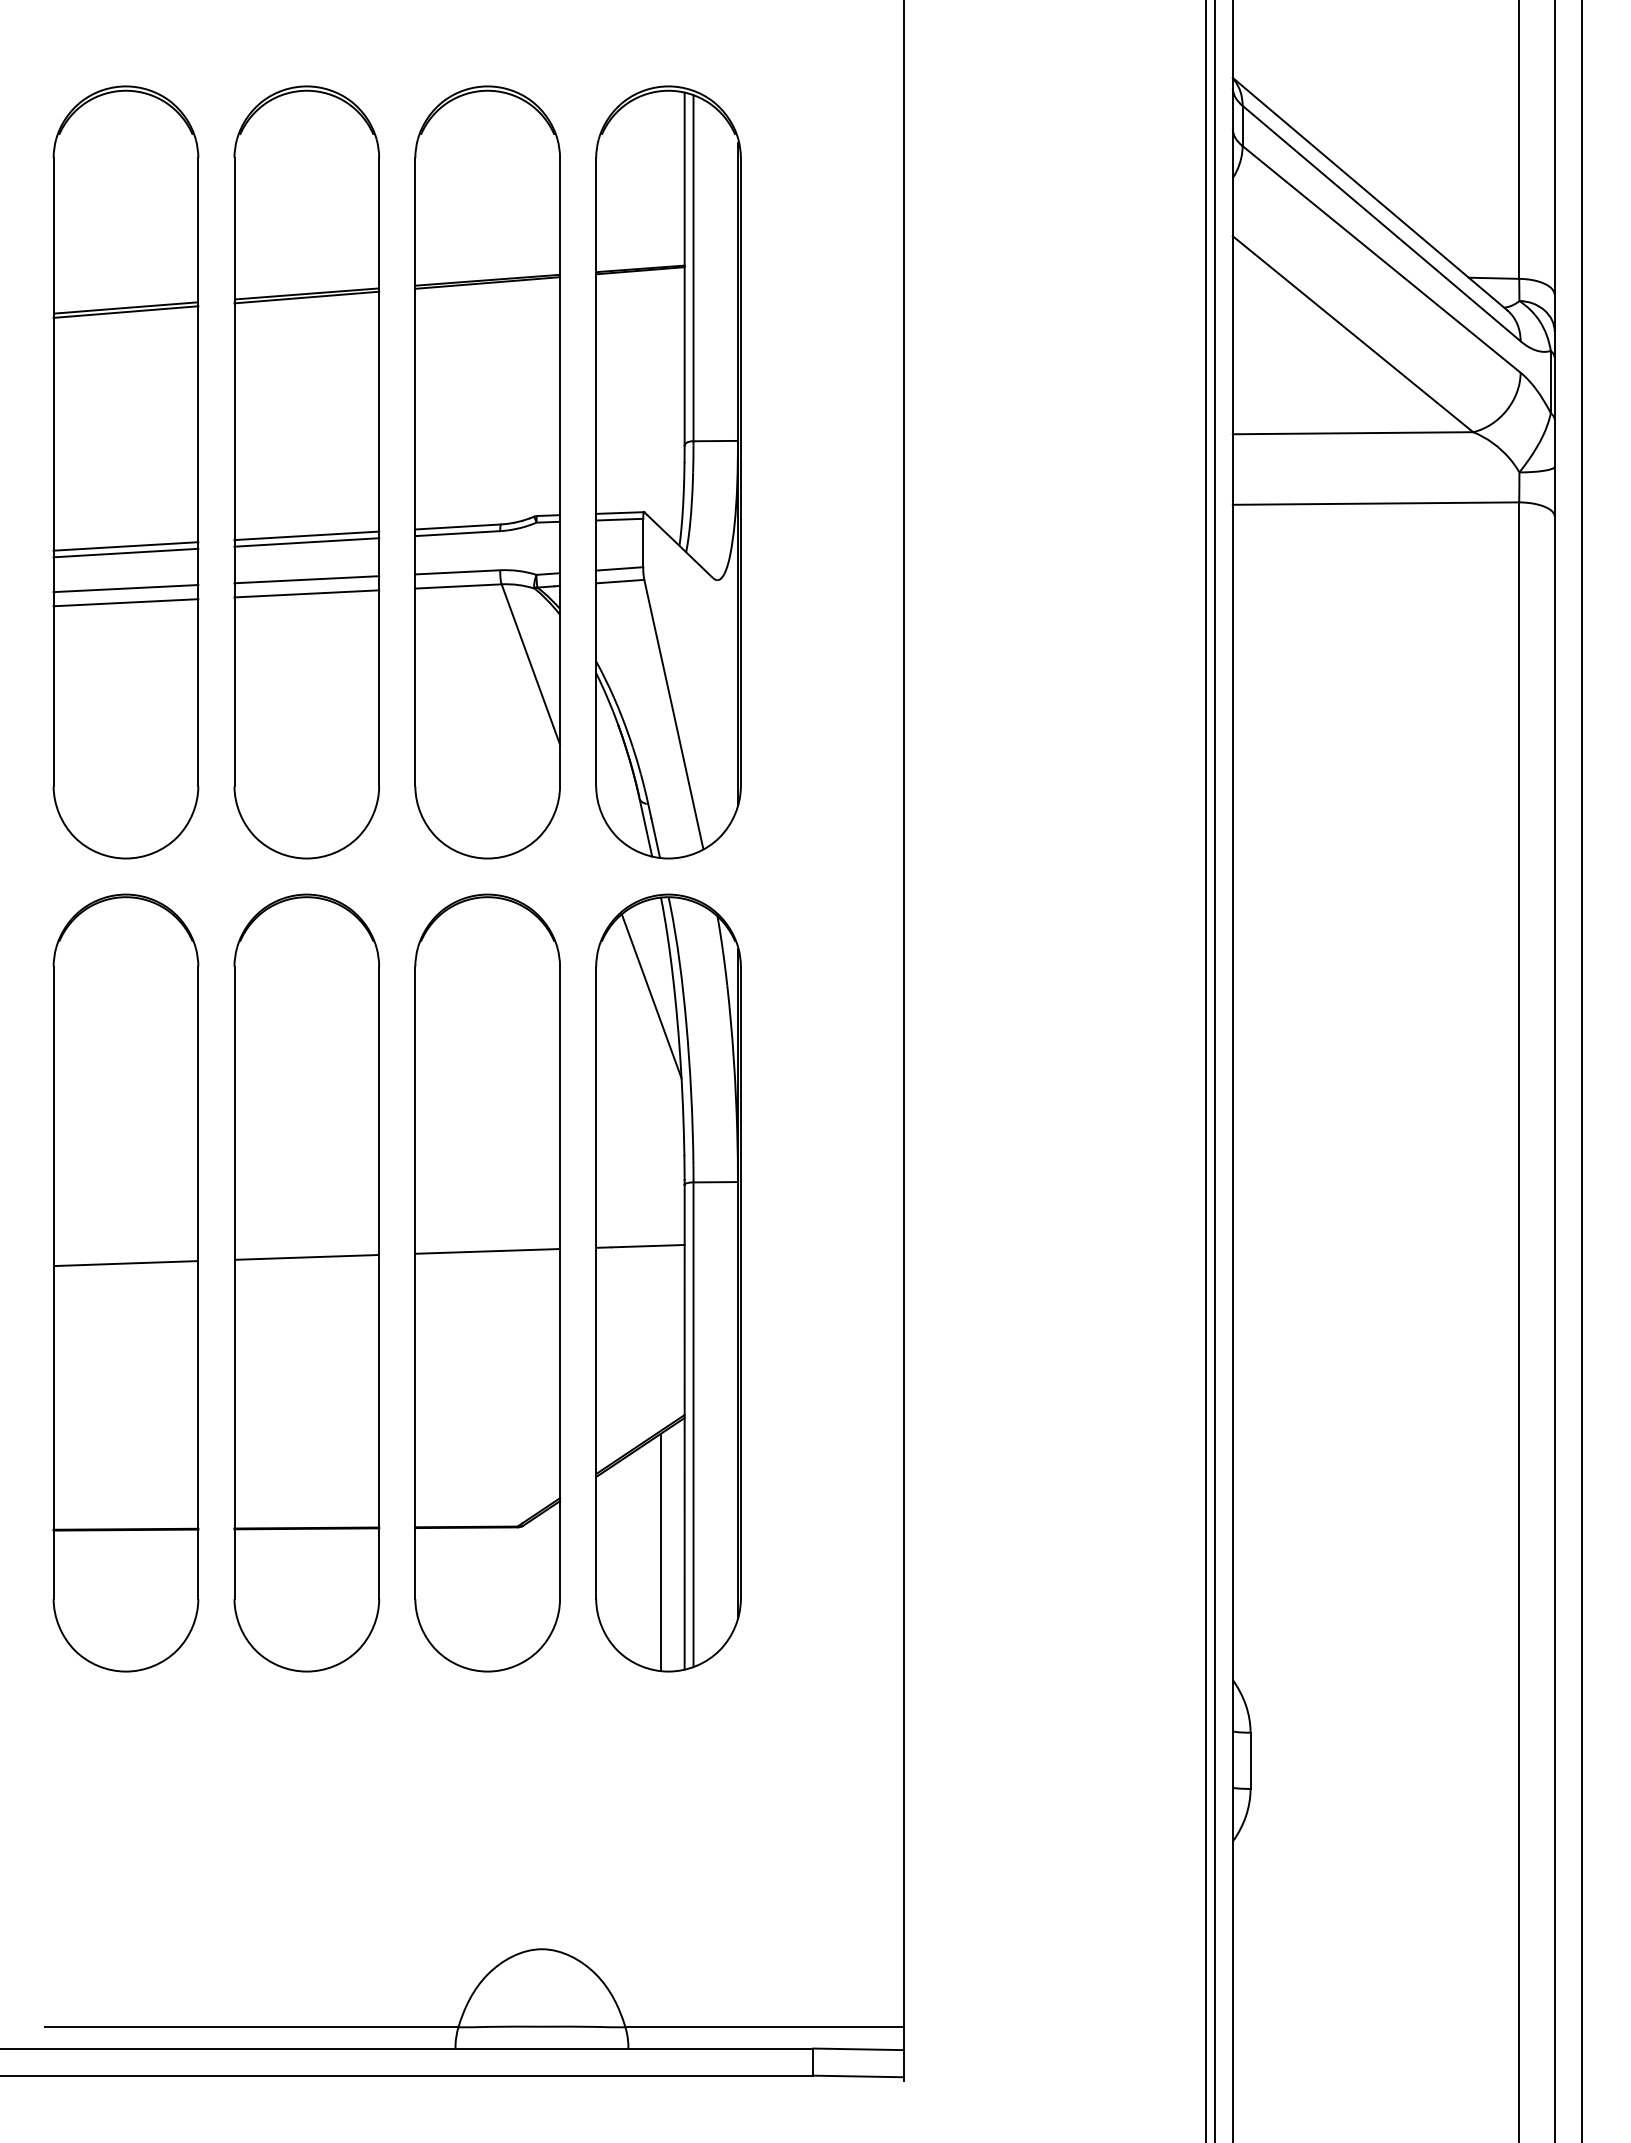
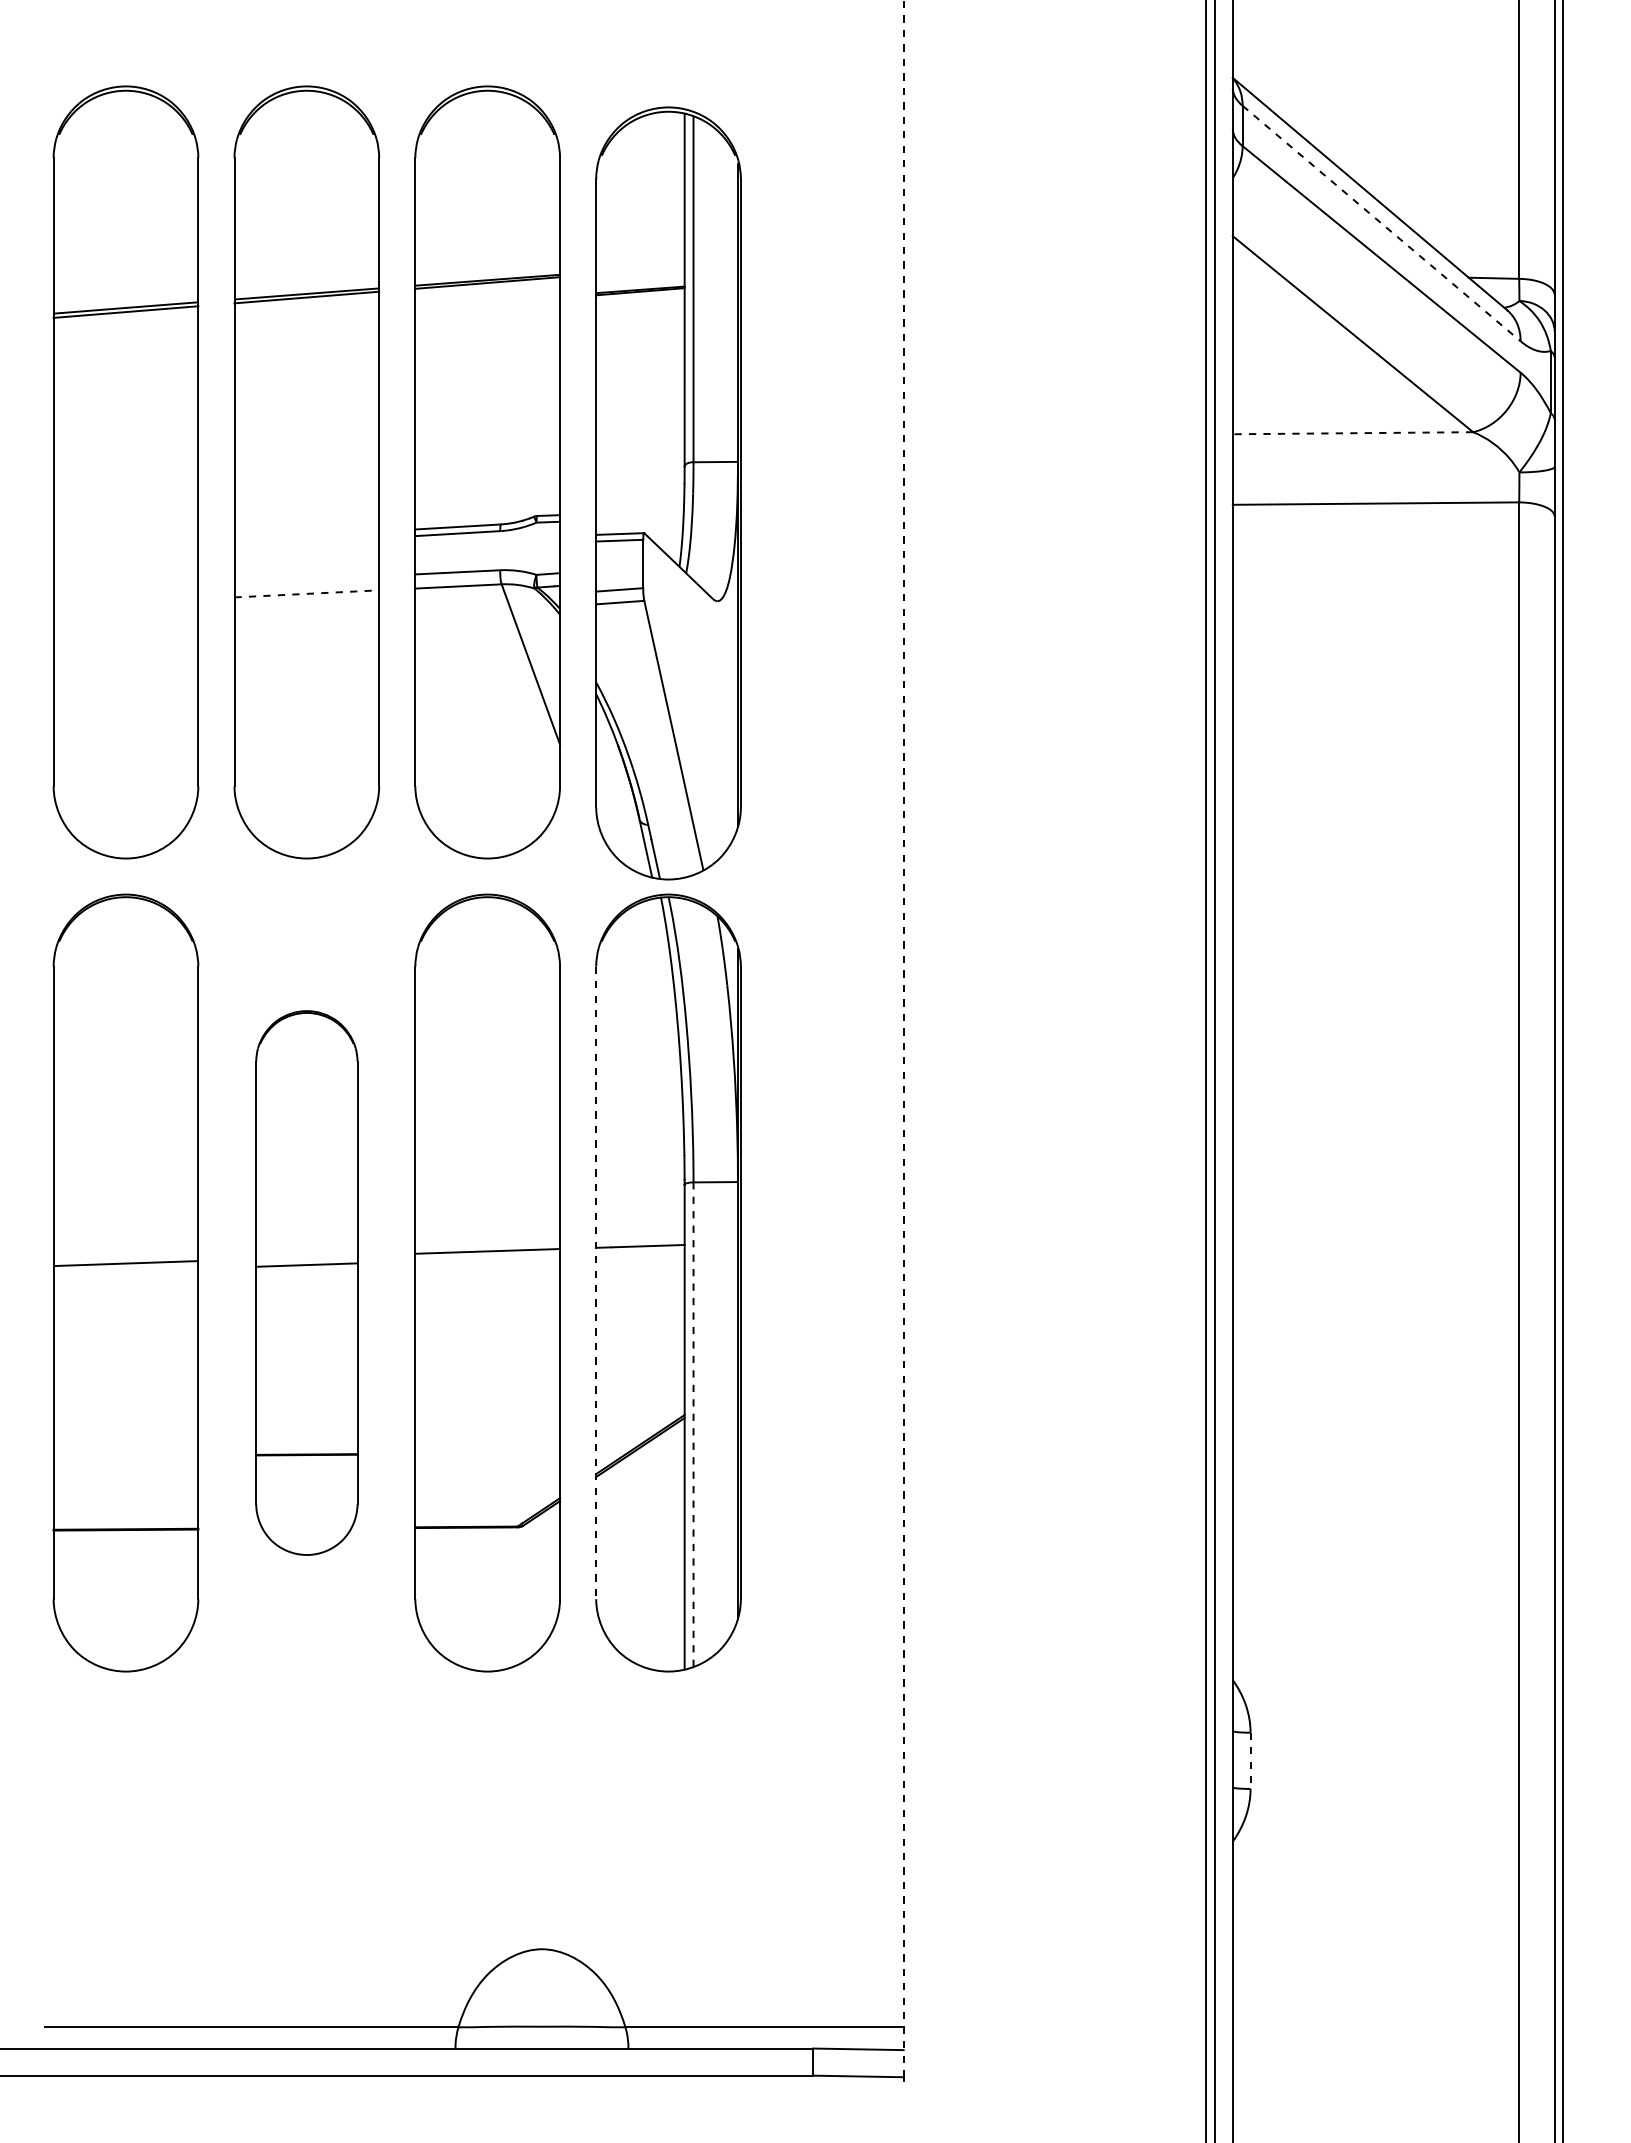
line: solid -> dashed (1382, 223)
line: solid -> dashed (1352, 433)
part position: (668, 472) -> (668, 493) (668, 493)
line: present -> none (306, 535)
line: present -> none (306, 542)
line: present -> none (125, 546)
line: present -> none (125, 552)
line: present -> none (306, 579)
line: present -> none (125, 588)
line: solid -> dashed (307, 593)
line: present -> none (125, 602)
line: present -> none (651, 996)
line: solid -> dashed (903, 1038)
line position: (1581, 1070) -> (1562, 1070) (1562, 1070)
part size: 148x780 px -> 104x546 px (306, 1282)
line: solid -> dashed (596, 1283)
line: solid -> dashed (693, 1424)
line: present -> none (661, 1552)
line: solid -> dashed (1250, 1761)
